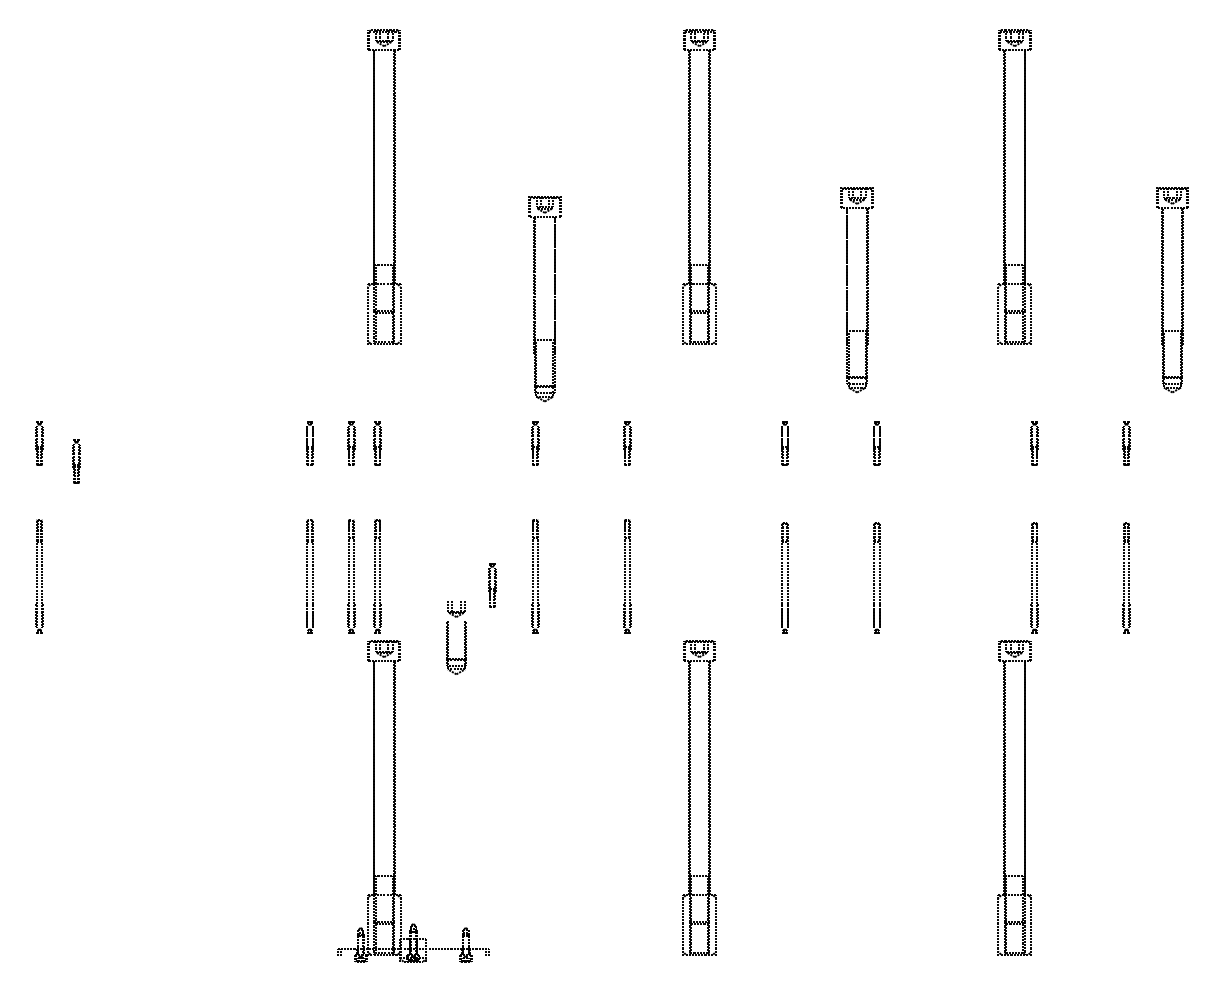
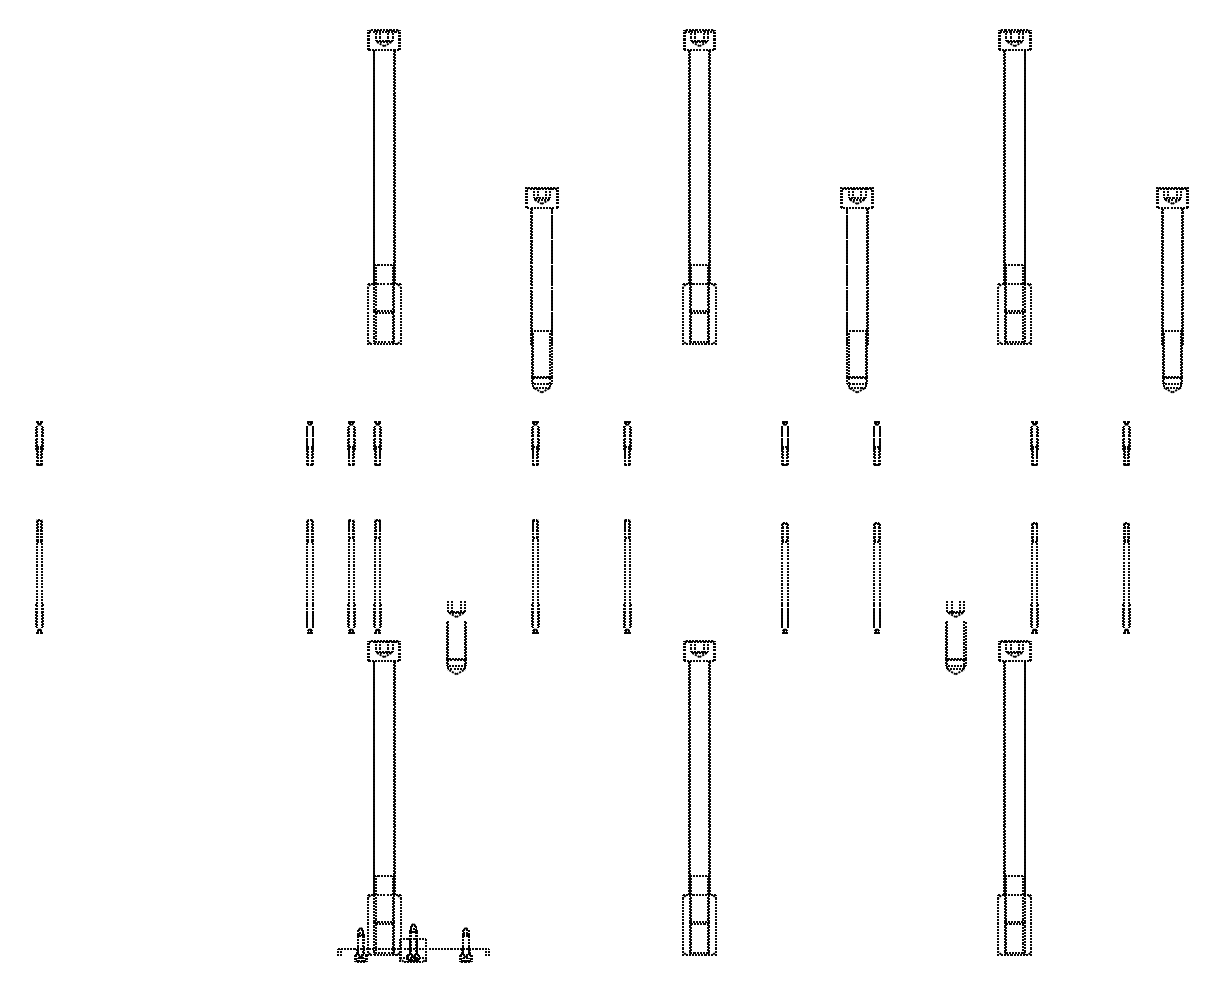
part position: (535, 300) -> (532, 291) (532, 291)
part: present -> none (76, 461)
part: present -> none (492, 585)
part: none -> present (947, 637)
